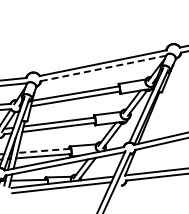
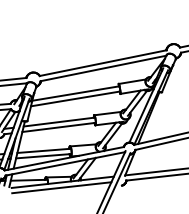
line: dashed -> solid (104, 68)
line: dashed -> solid (43, 150)
